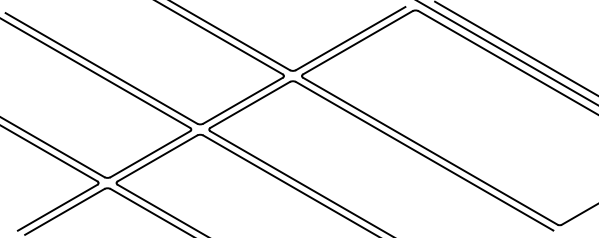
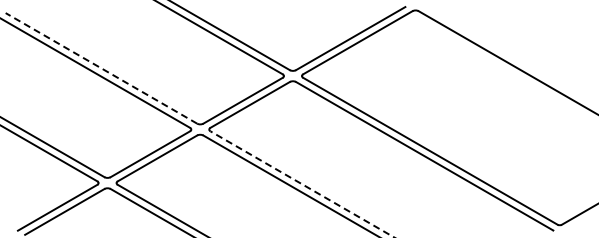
line: present -> none (515, 48)
line: present -> none (507, 52)
line: solid -> dashed (101, 68)
line: solid -> dashed (302, 184)
